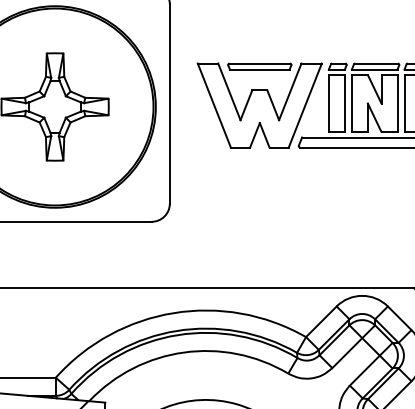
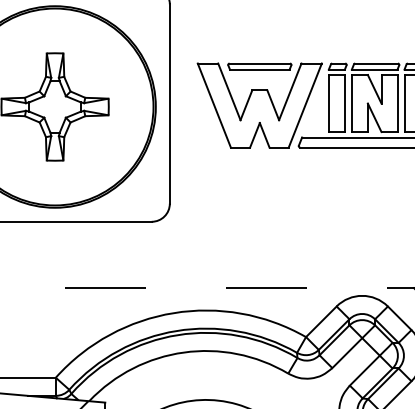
line: solid -> dashed (207, 288)
